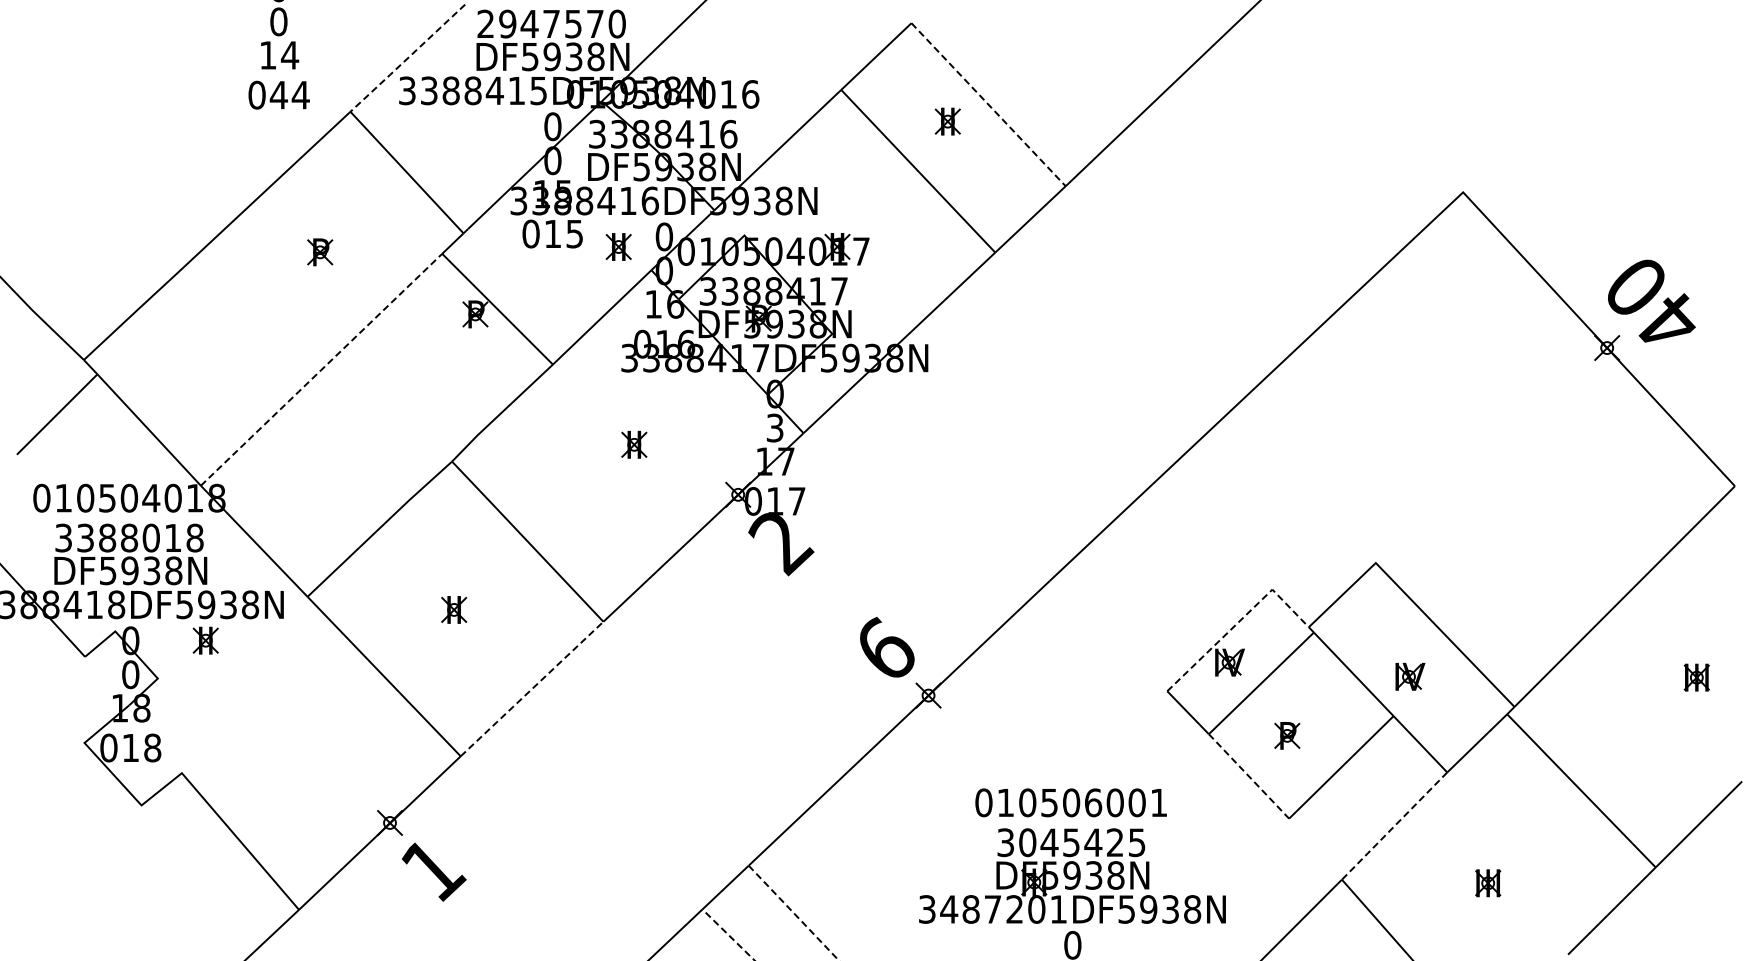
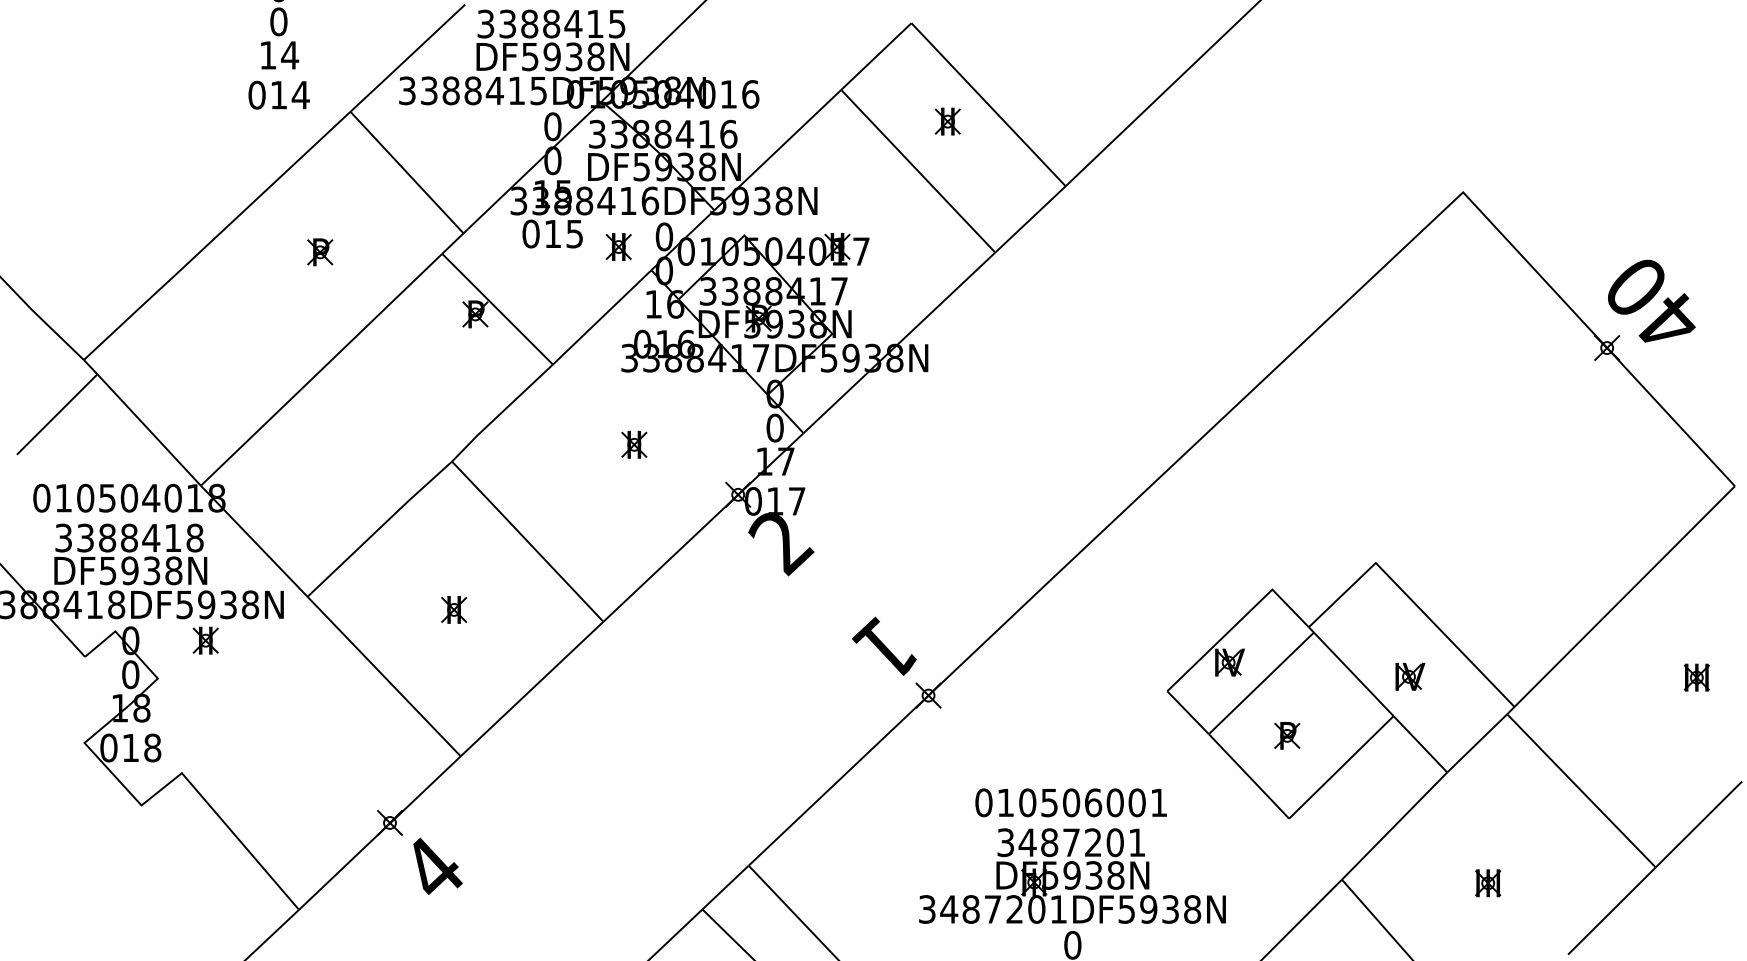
text: 2947570 -> 3388415 (551, 23)
line: dashed -> solid (407, 59)
text: 044 -> 014 (278, 95)
line: dashed -> solid (988, 105)
line: dashed -> solid (320, 370)
text: 3 -> 0 (774, 427)
text: 3388018 -> 3388418 (151, 537)
line: dashed -> solid (1239, 621)
text: 9 -> 1 (883, 646)
line: dashed -> solid (532, 688)
line: dashed -> solid (1249, 776)
line: dashed -> solid (1394, 826)
text: 3045425 -> 3487201 (1081, 842)
text: 1 -> 4 (433, 869)
line: dashed -> solid (794, 913)
line: dashed -> solid (728, 934)
